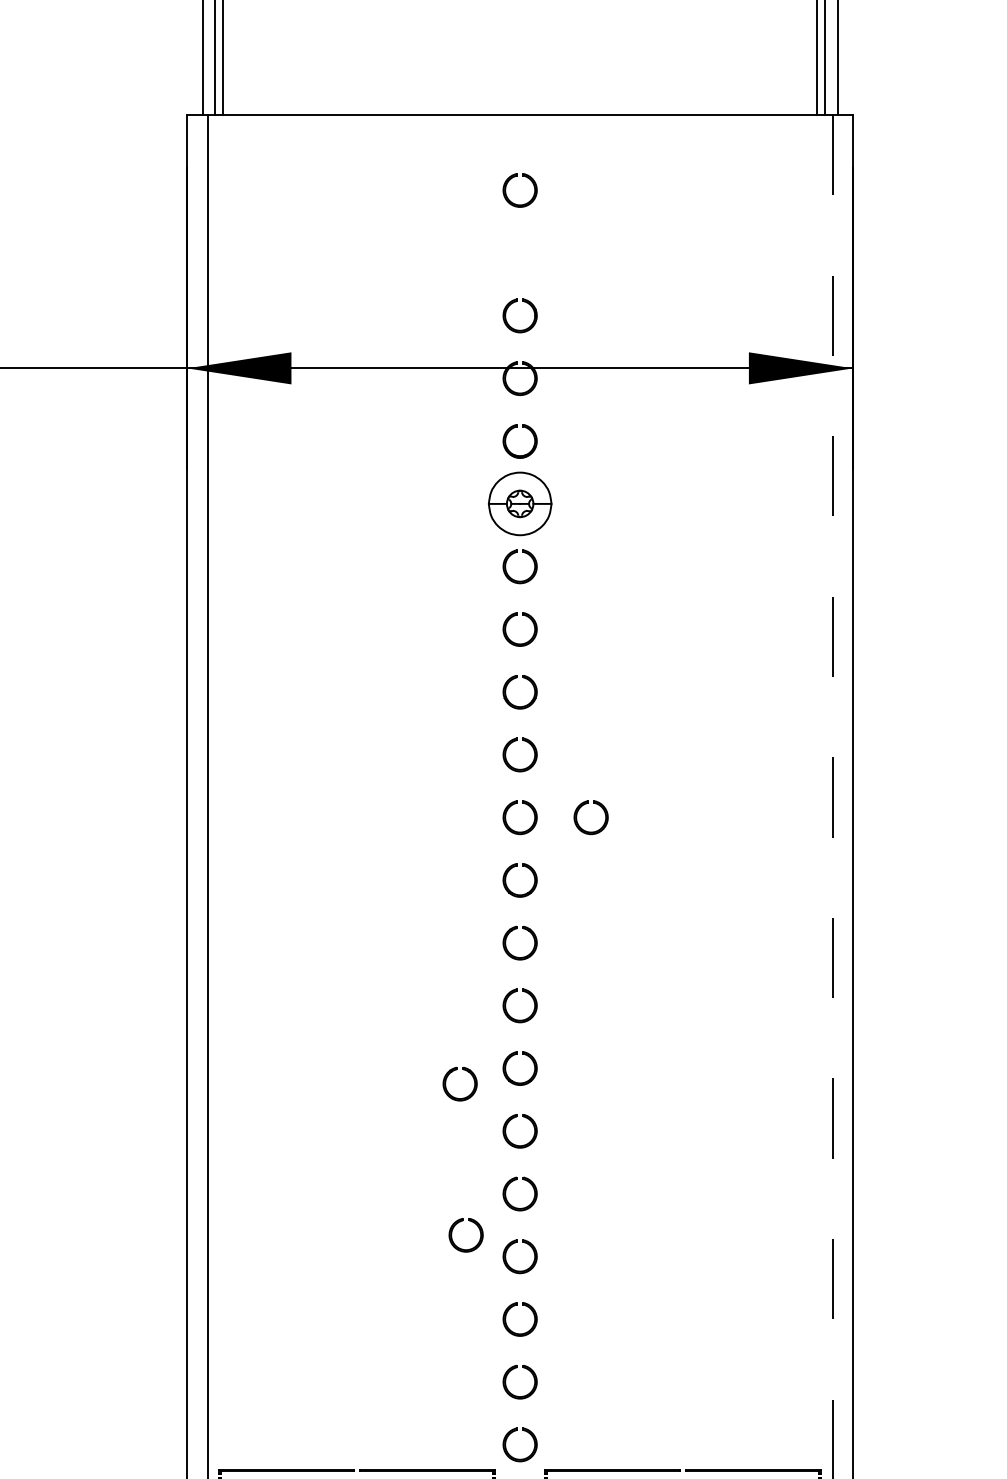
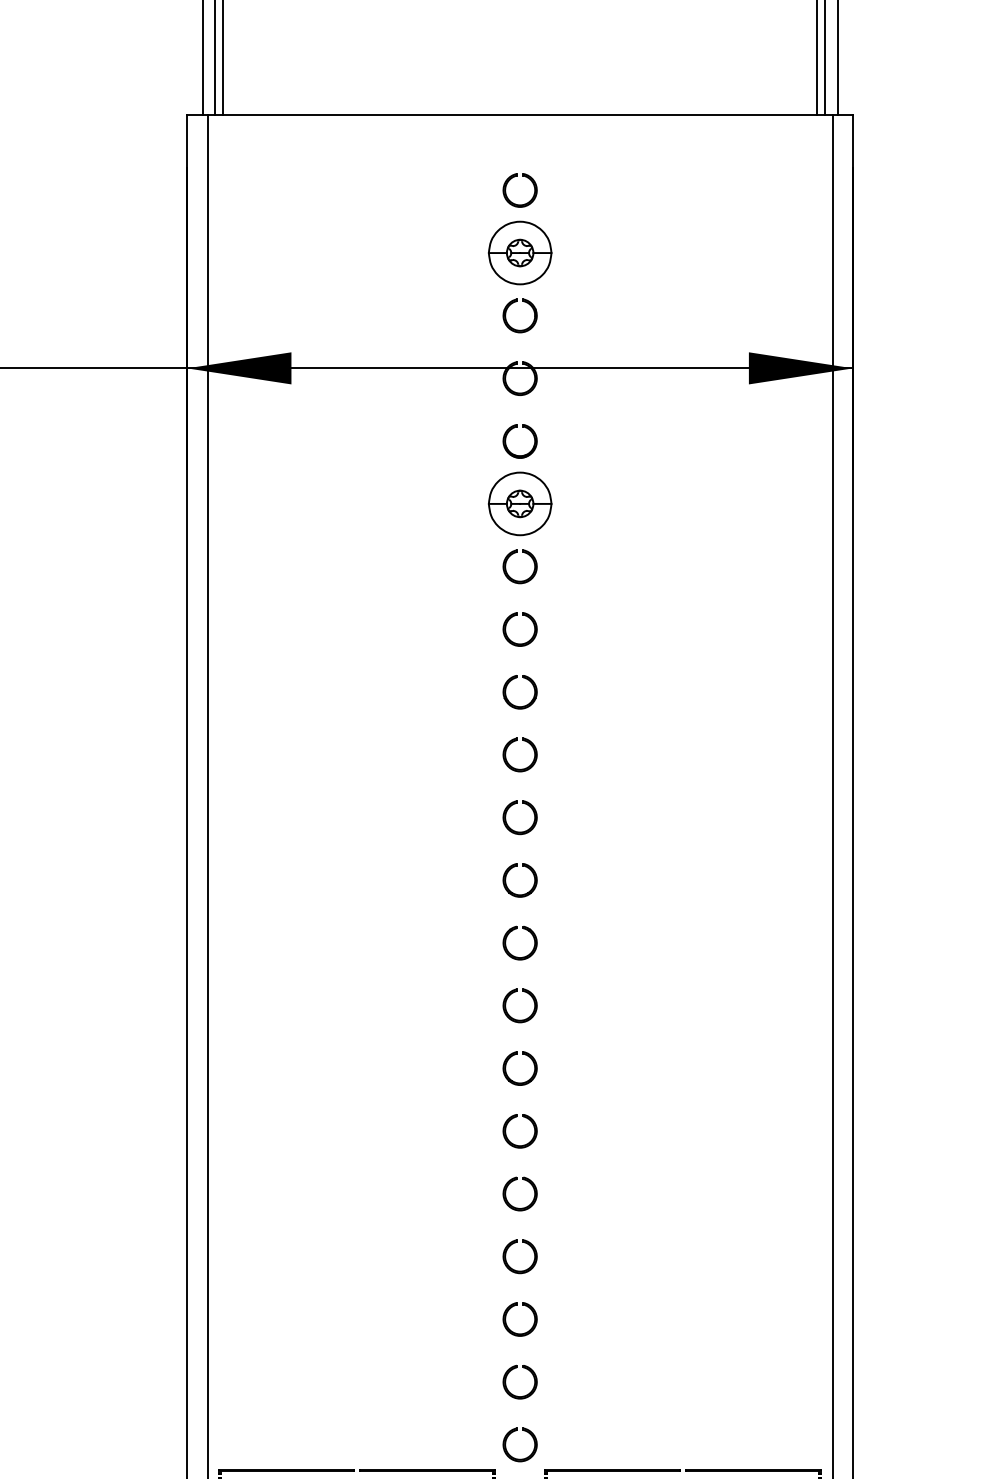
part: none -> present (520, 252)
line: dashed -> solid (832, 797)
part: present -> none (577, 816)
part: present -> none (454, 1071)
part: present -> none (453, 1240)
